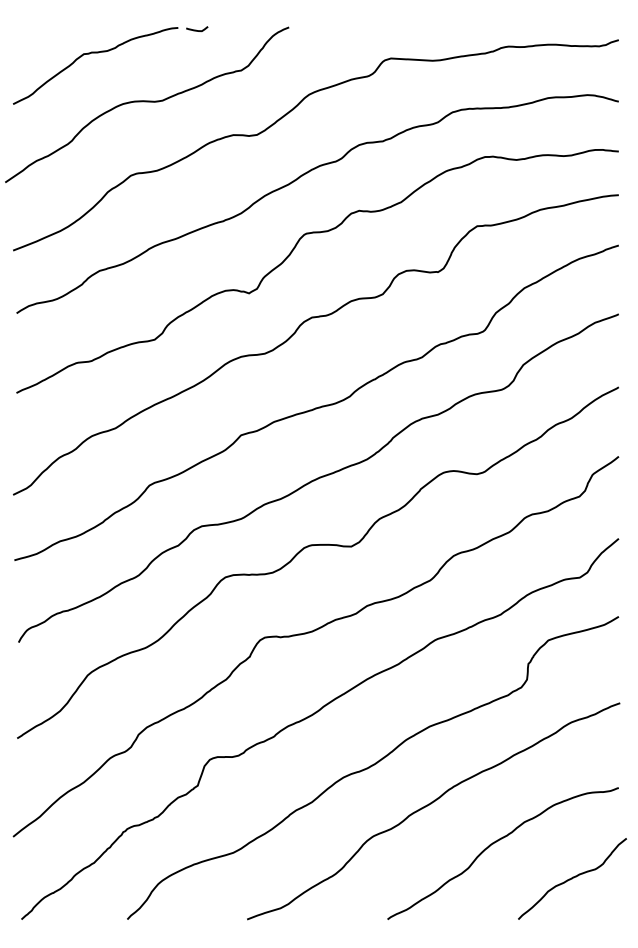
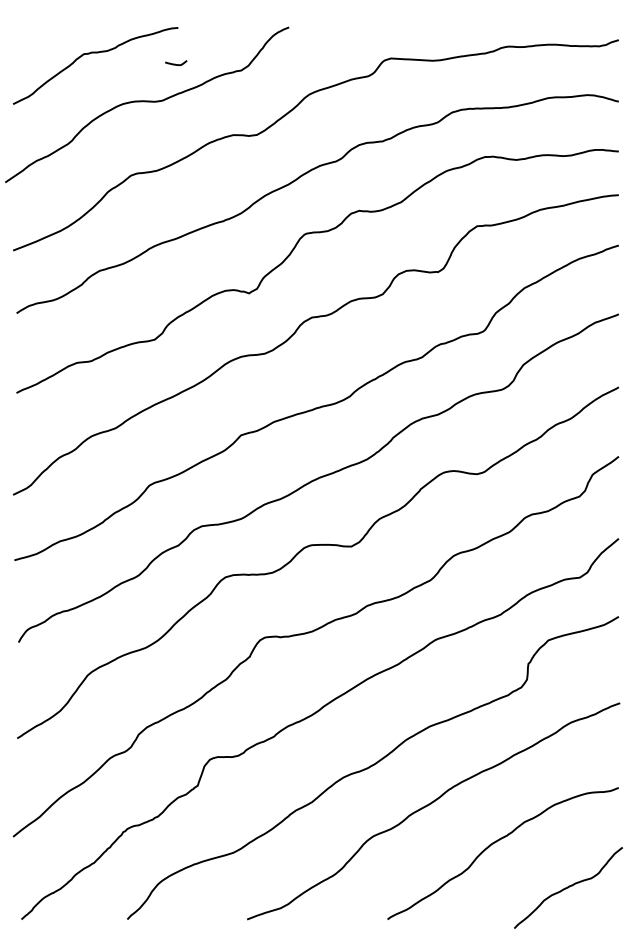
curve position: (196, 29) -> (175, 63) (175, 63)
curve position: (572, 878) -> (568, 887) (568, 887)
